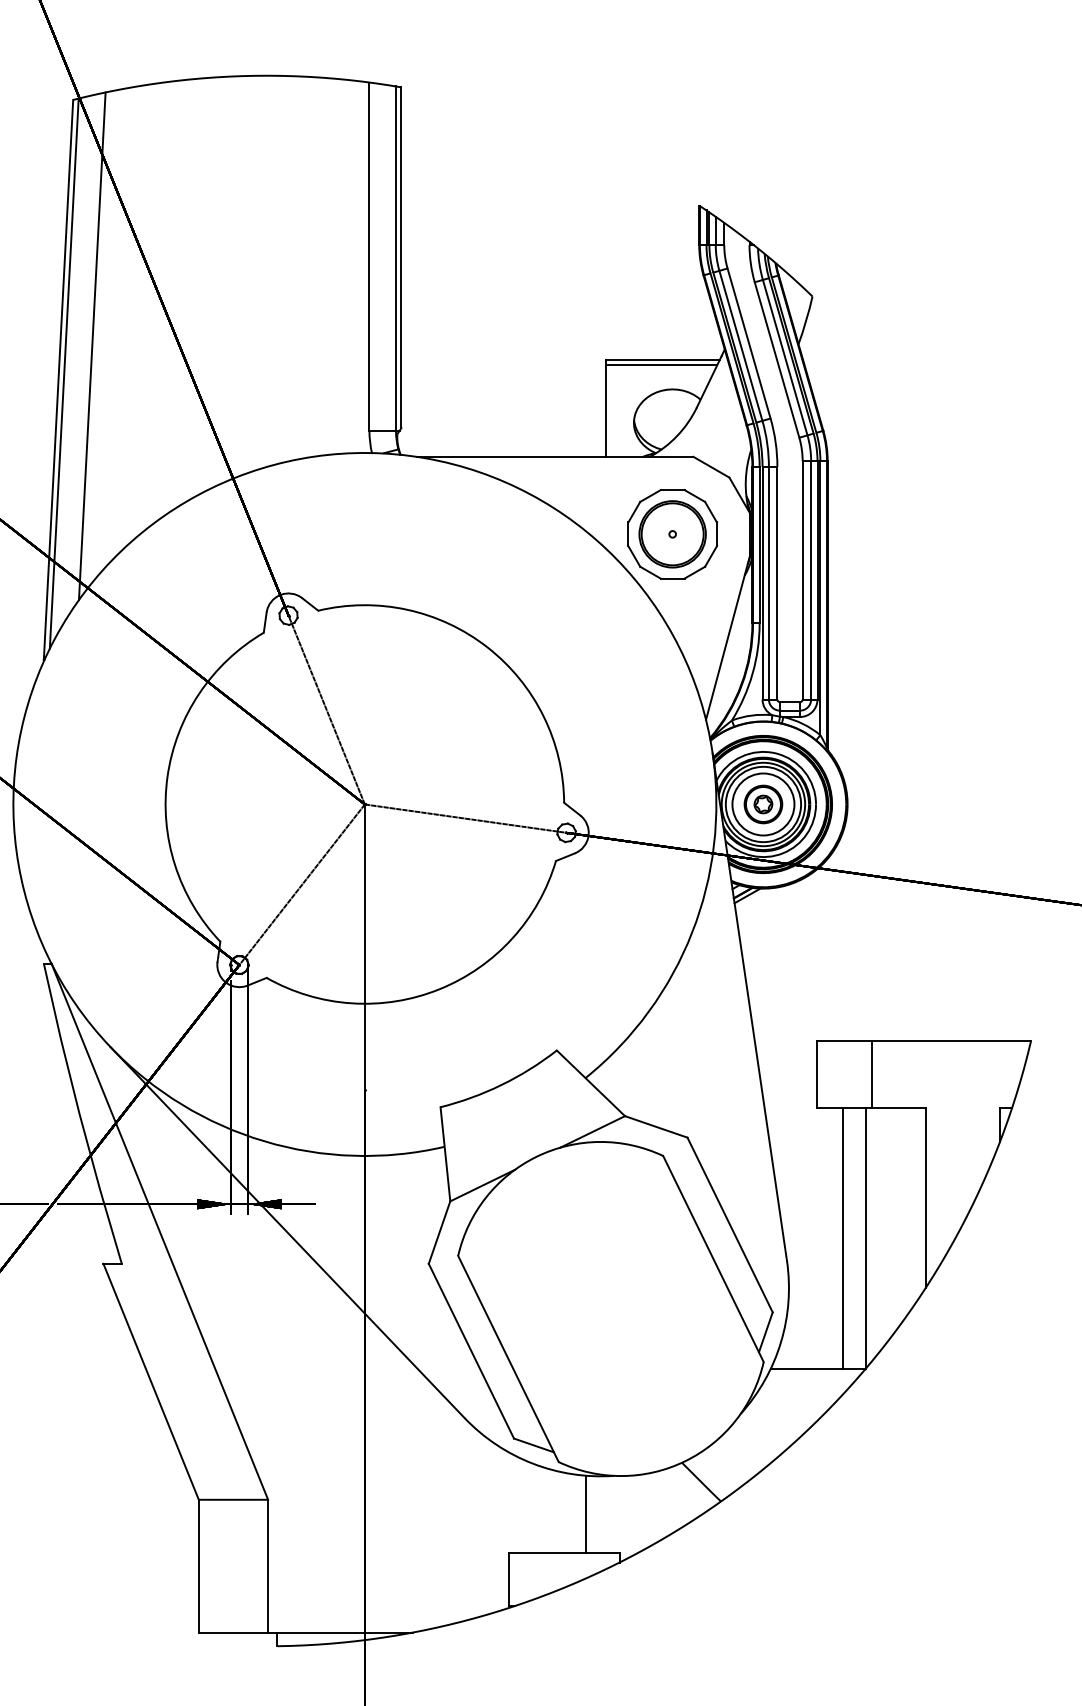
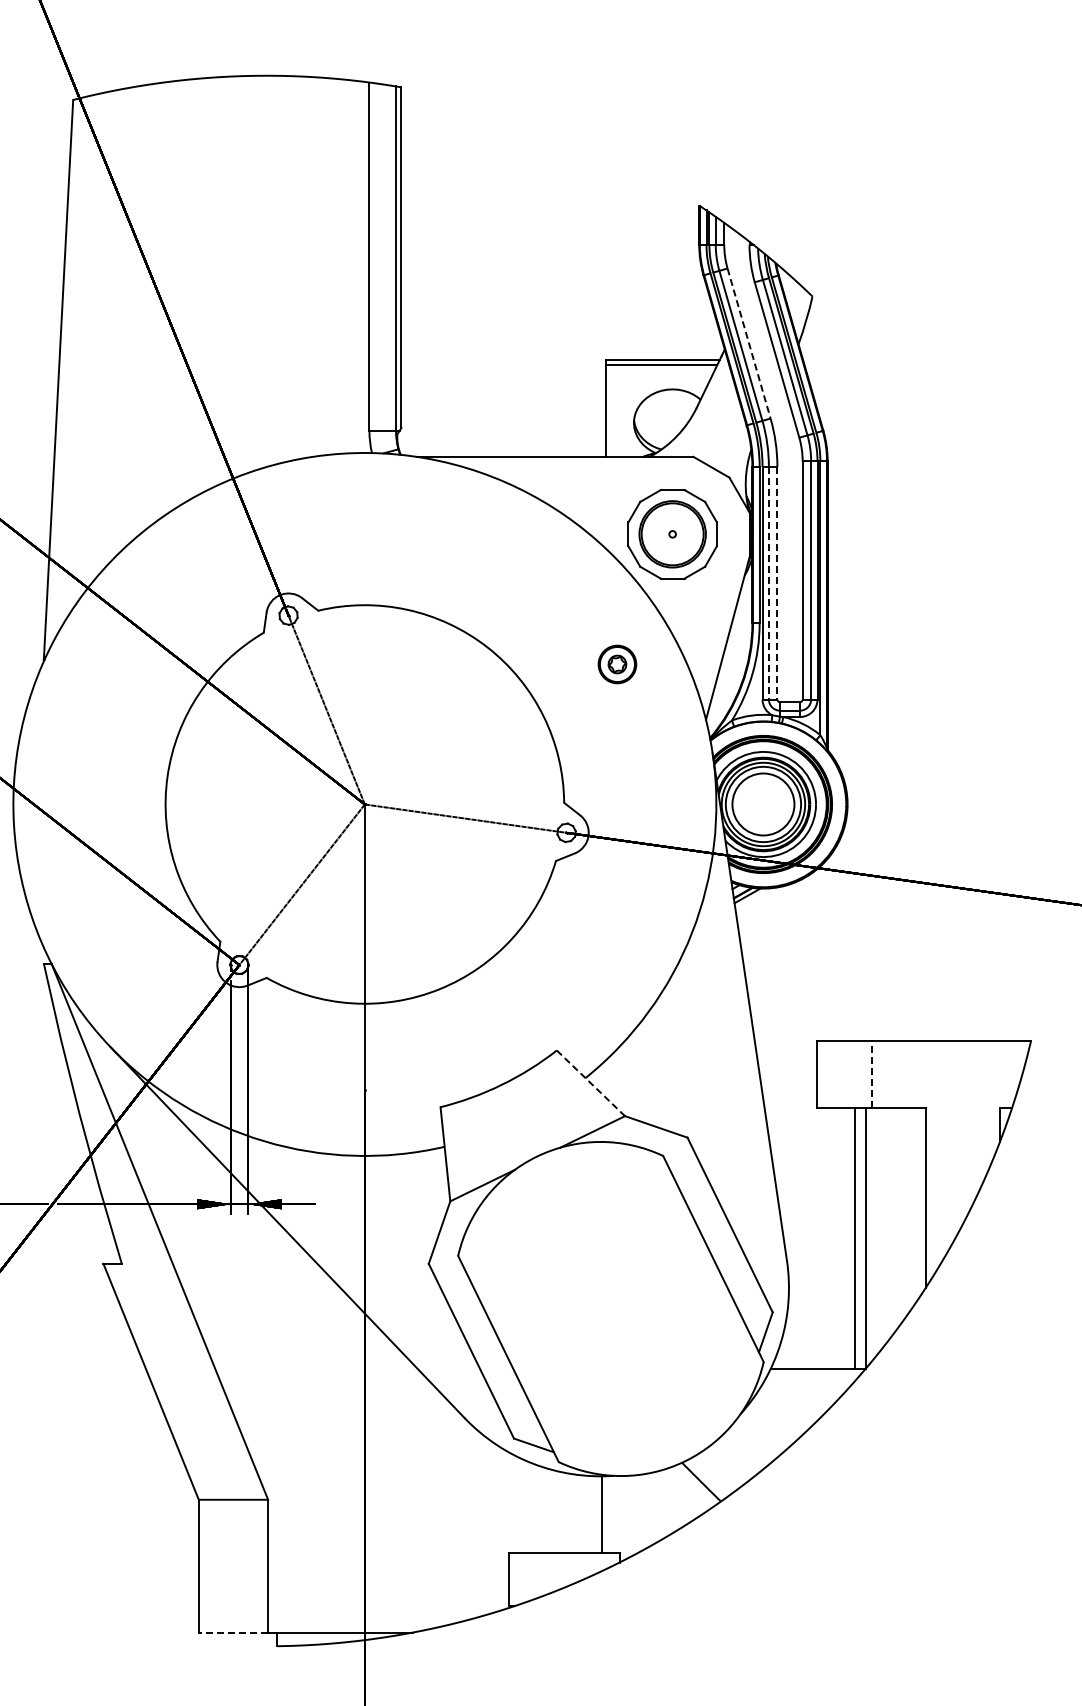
line: solid -> dashed (749, 344)
line: present -> none (91, 346)
line: present -> none (63, 373)
line: solid -> dashed (768, 583)
line: solid -> dashed (777, 583)
part position: (763, 804) -> (617, 664) (617, 664)
line: solid -> dashed (871, 1074)
line: solid -> dashed (591, 1083)
line position: (843, 1238) -> (855, 1238) (855, 1238)
line position: (586, 1513) -> (602, 1513) (602, 1513)
line: solid -> dashed (233, 1632)
